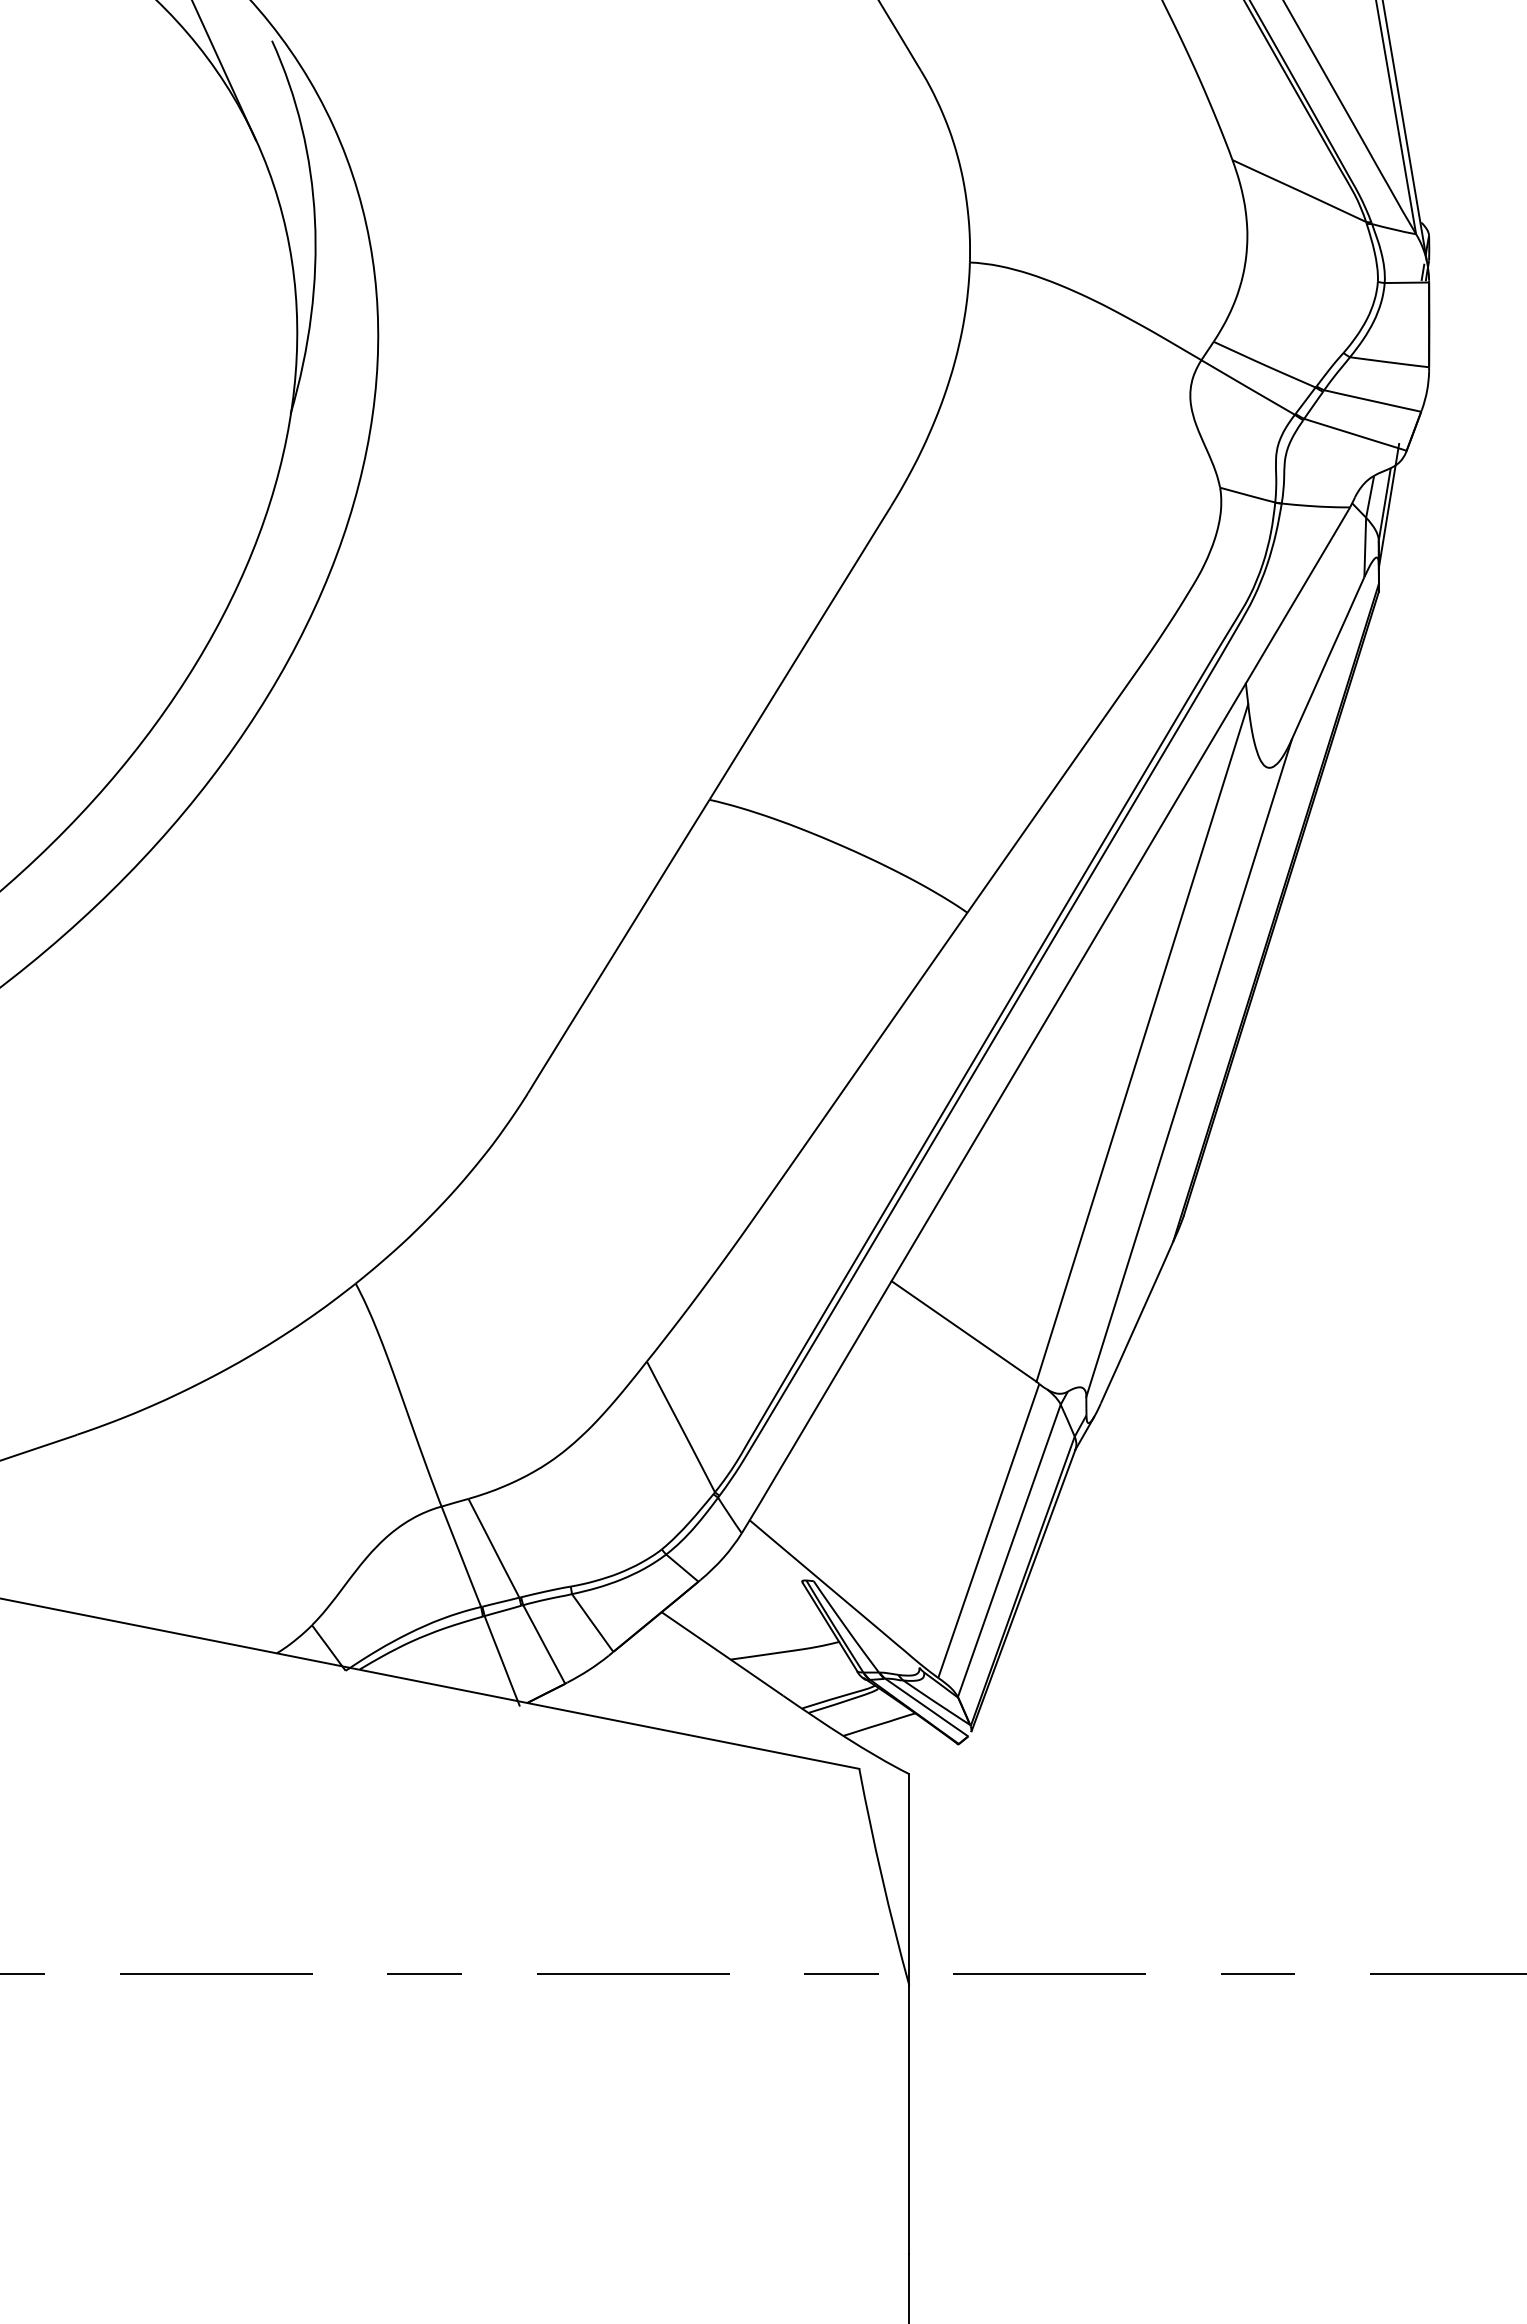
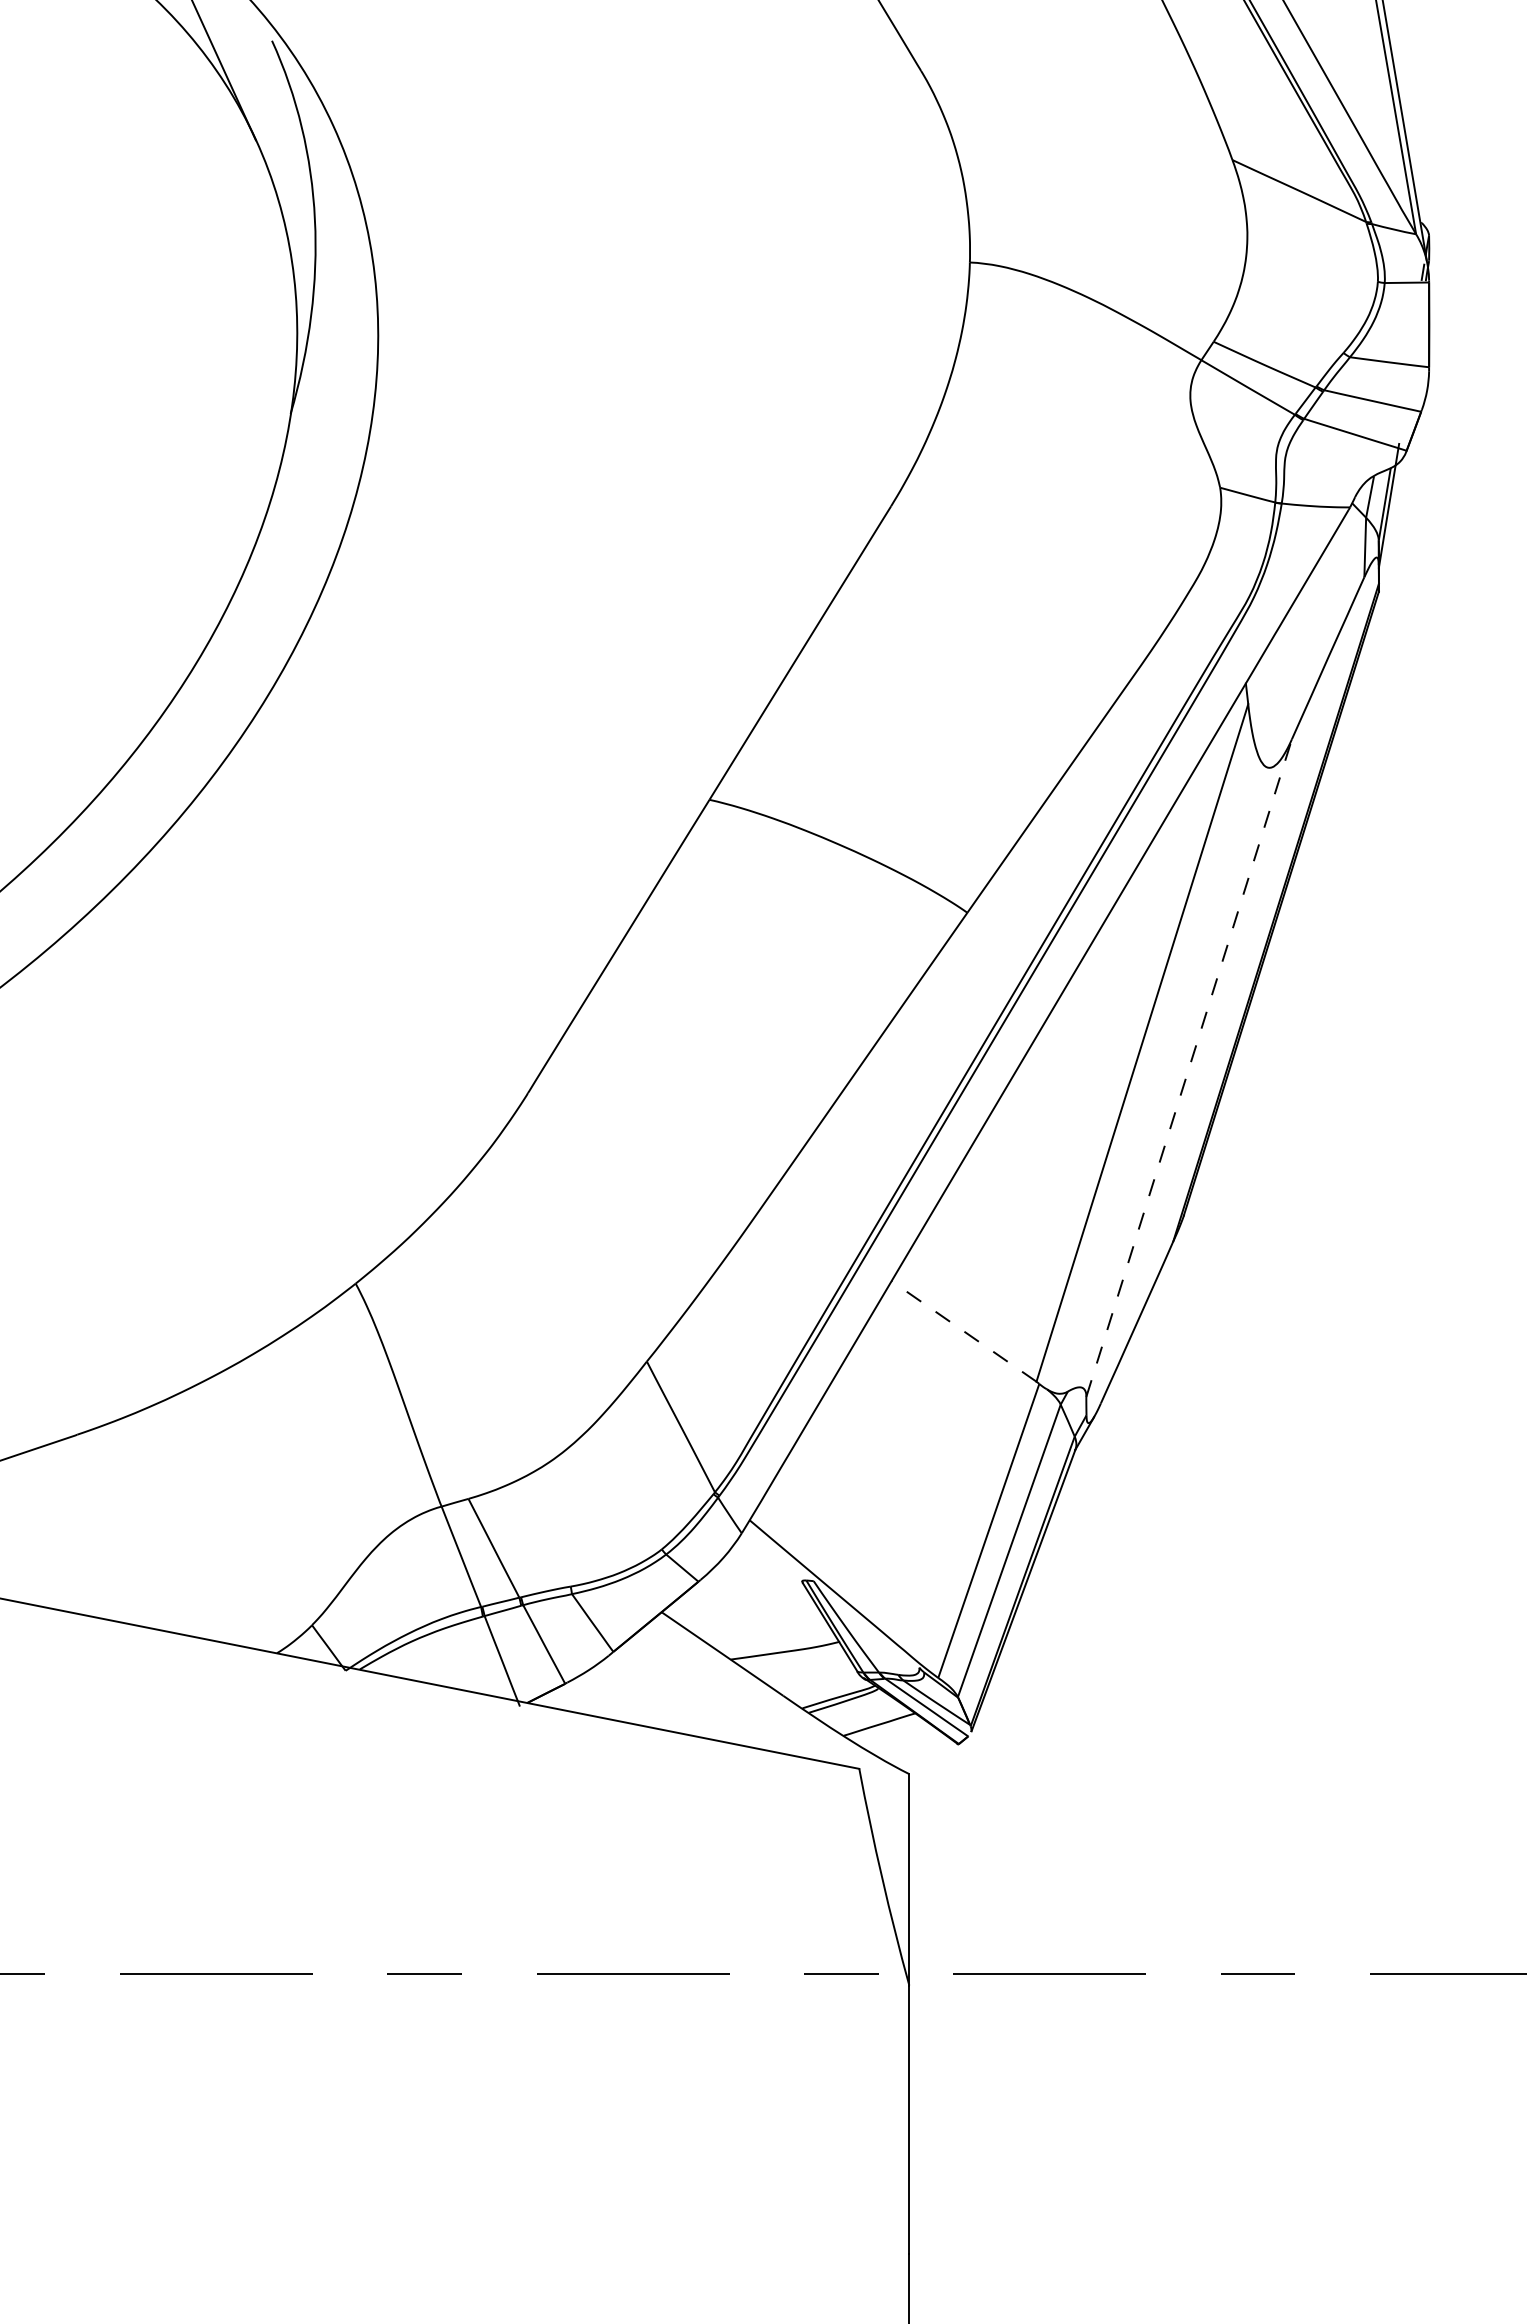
line: solid -> dashed (1189, 1068)
line: solid -> dashed (963, 1331)
